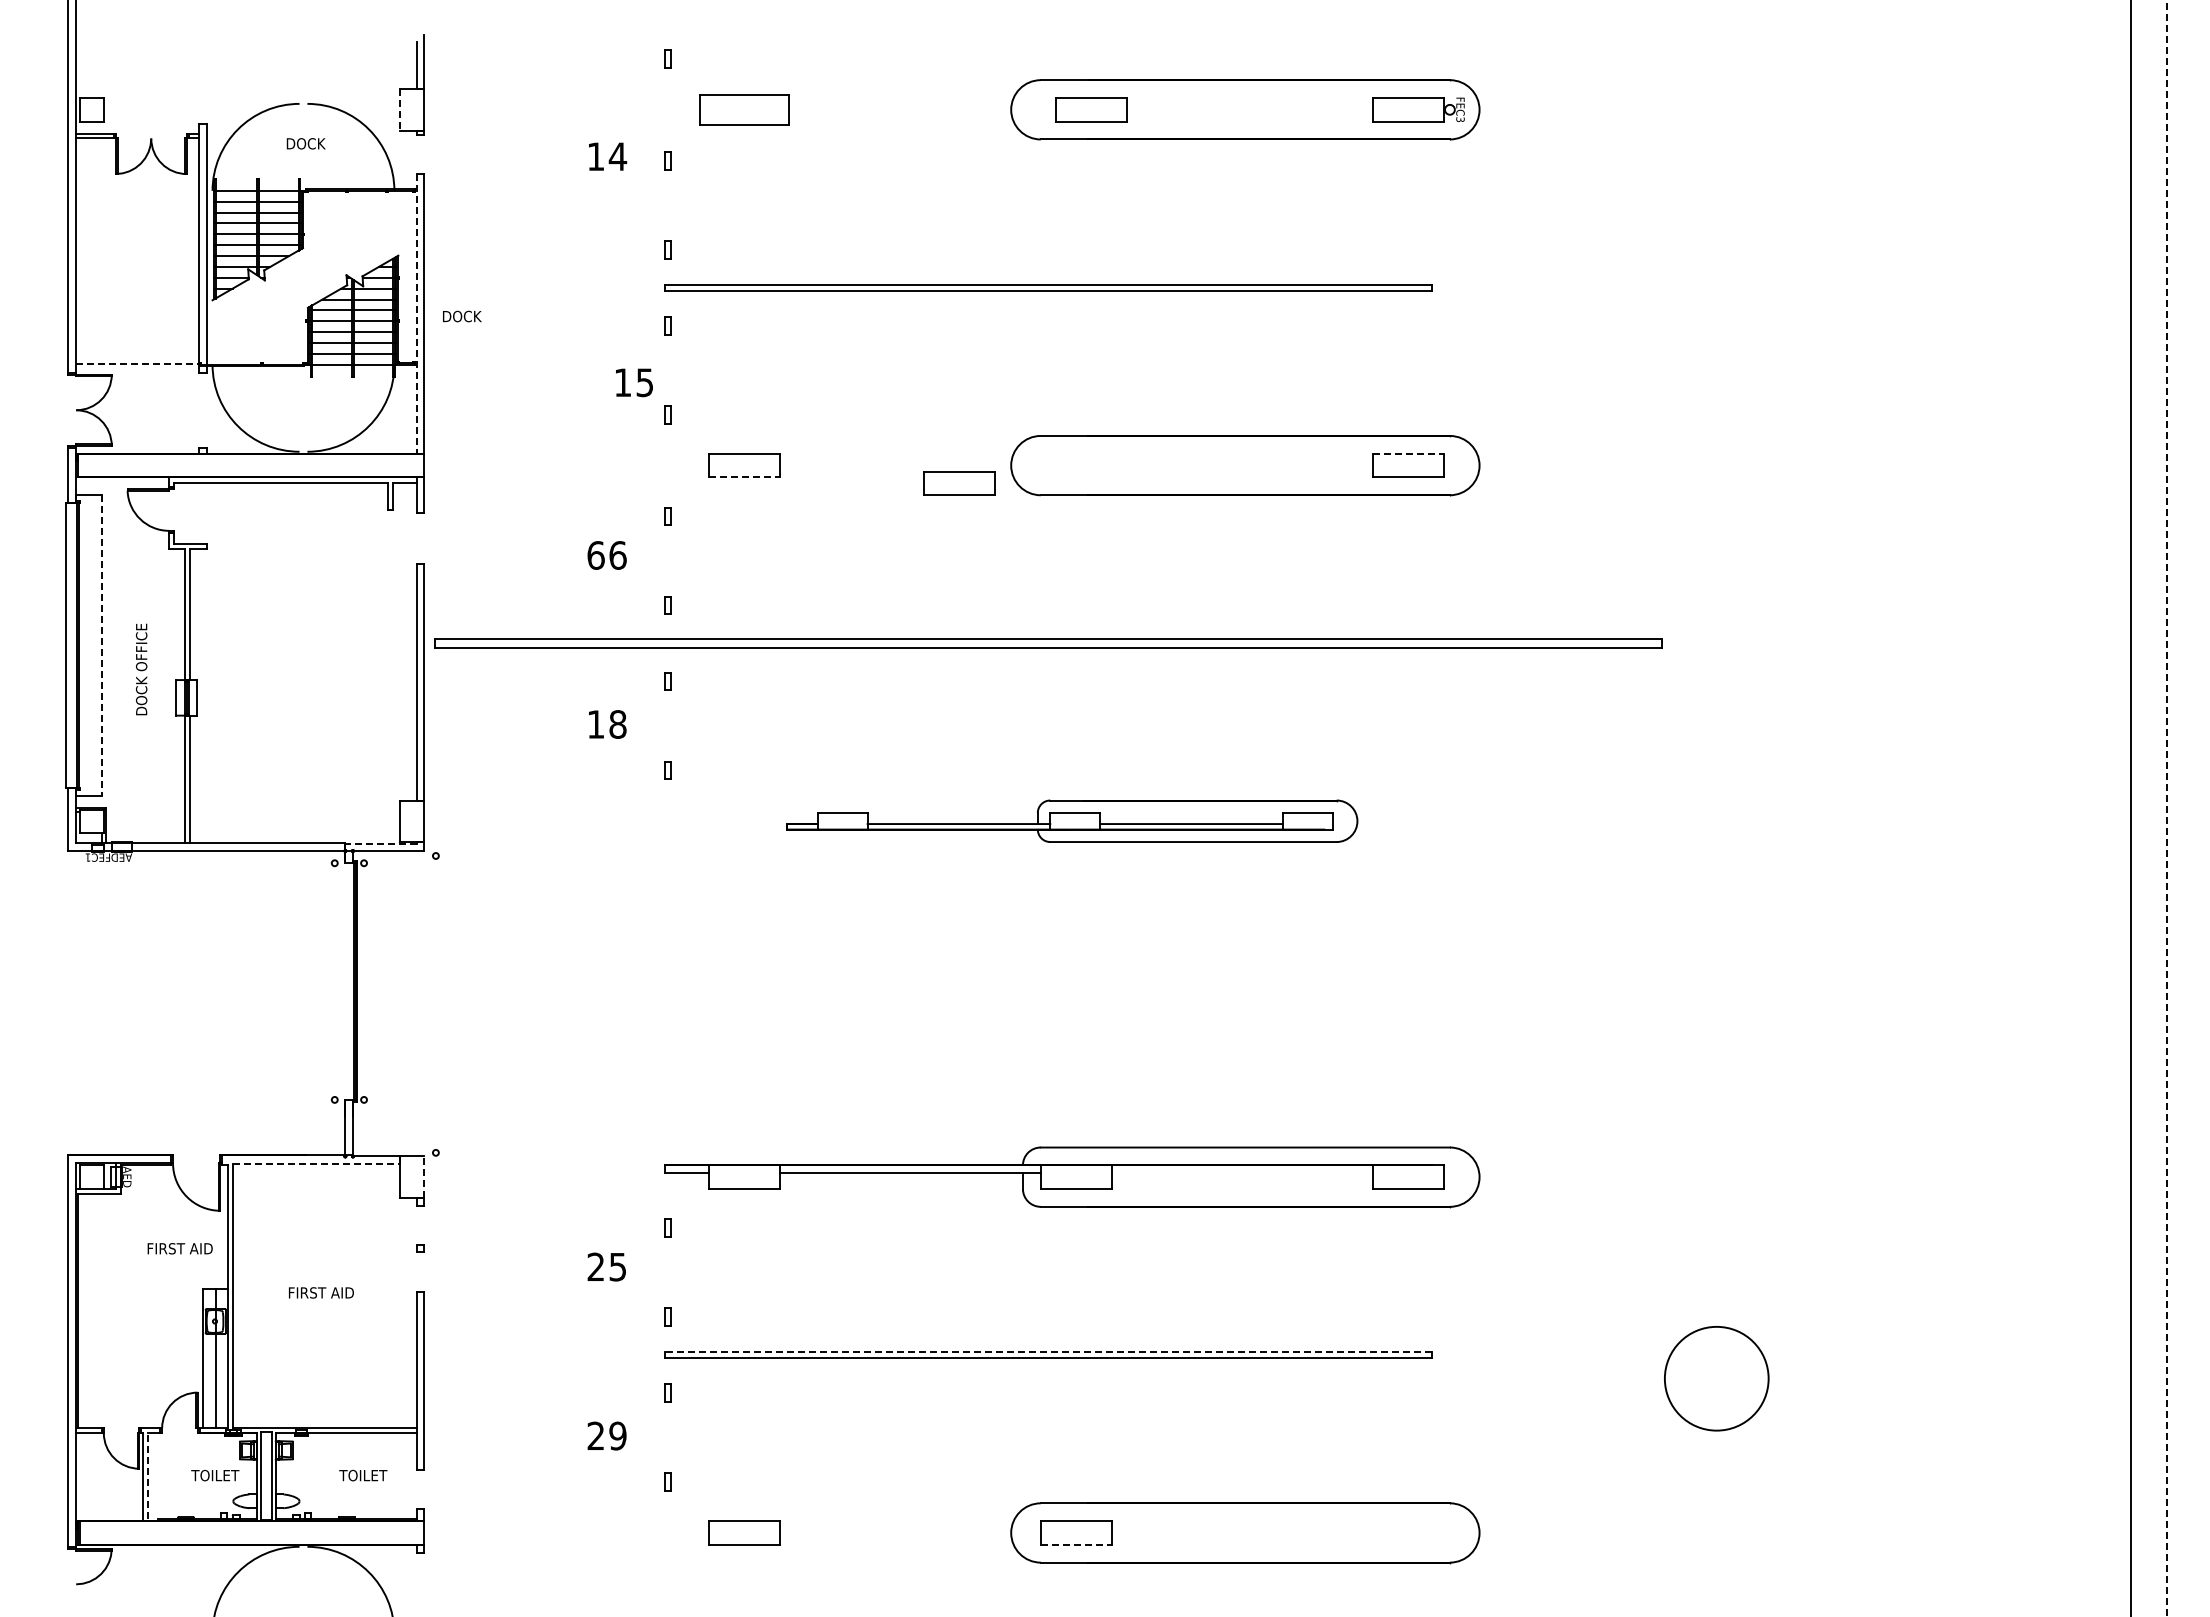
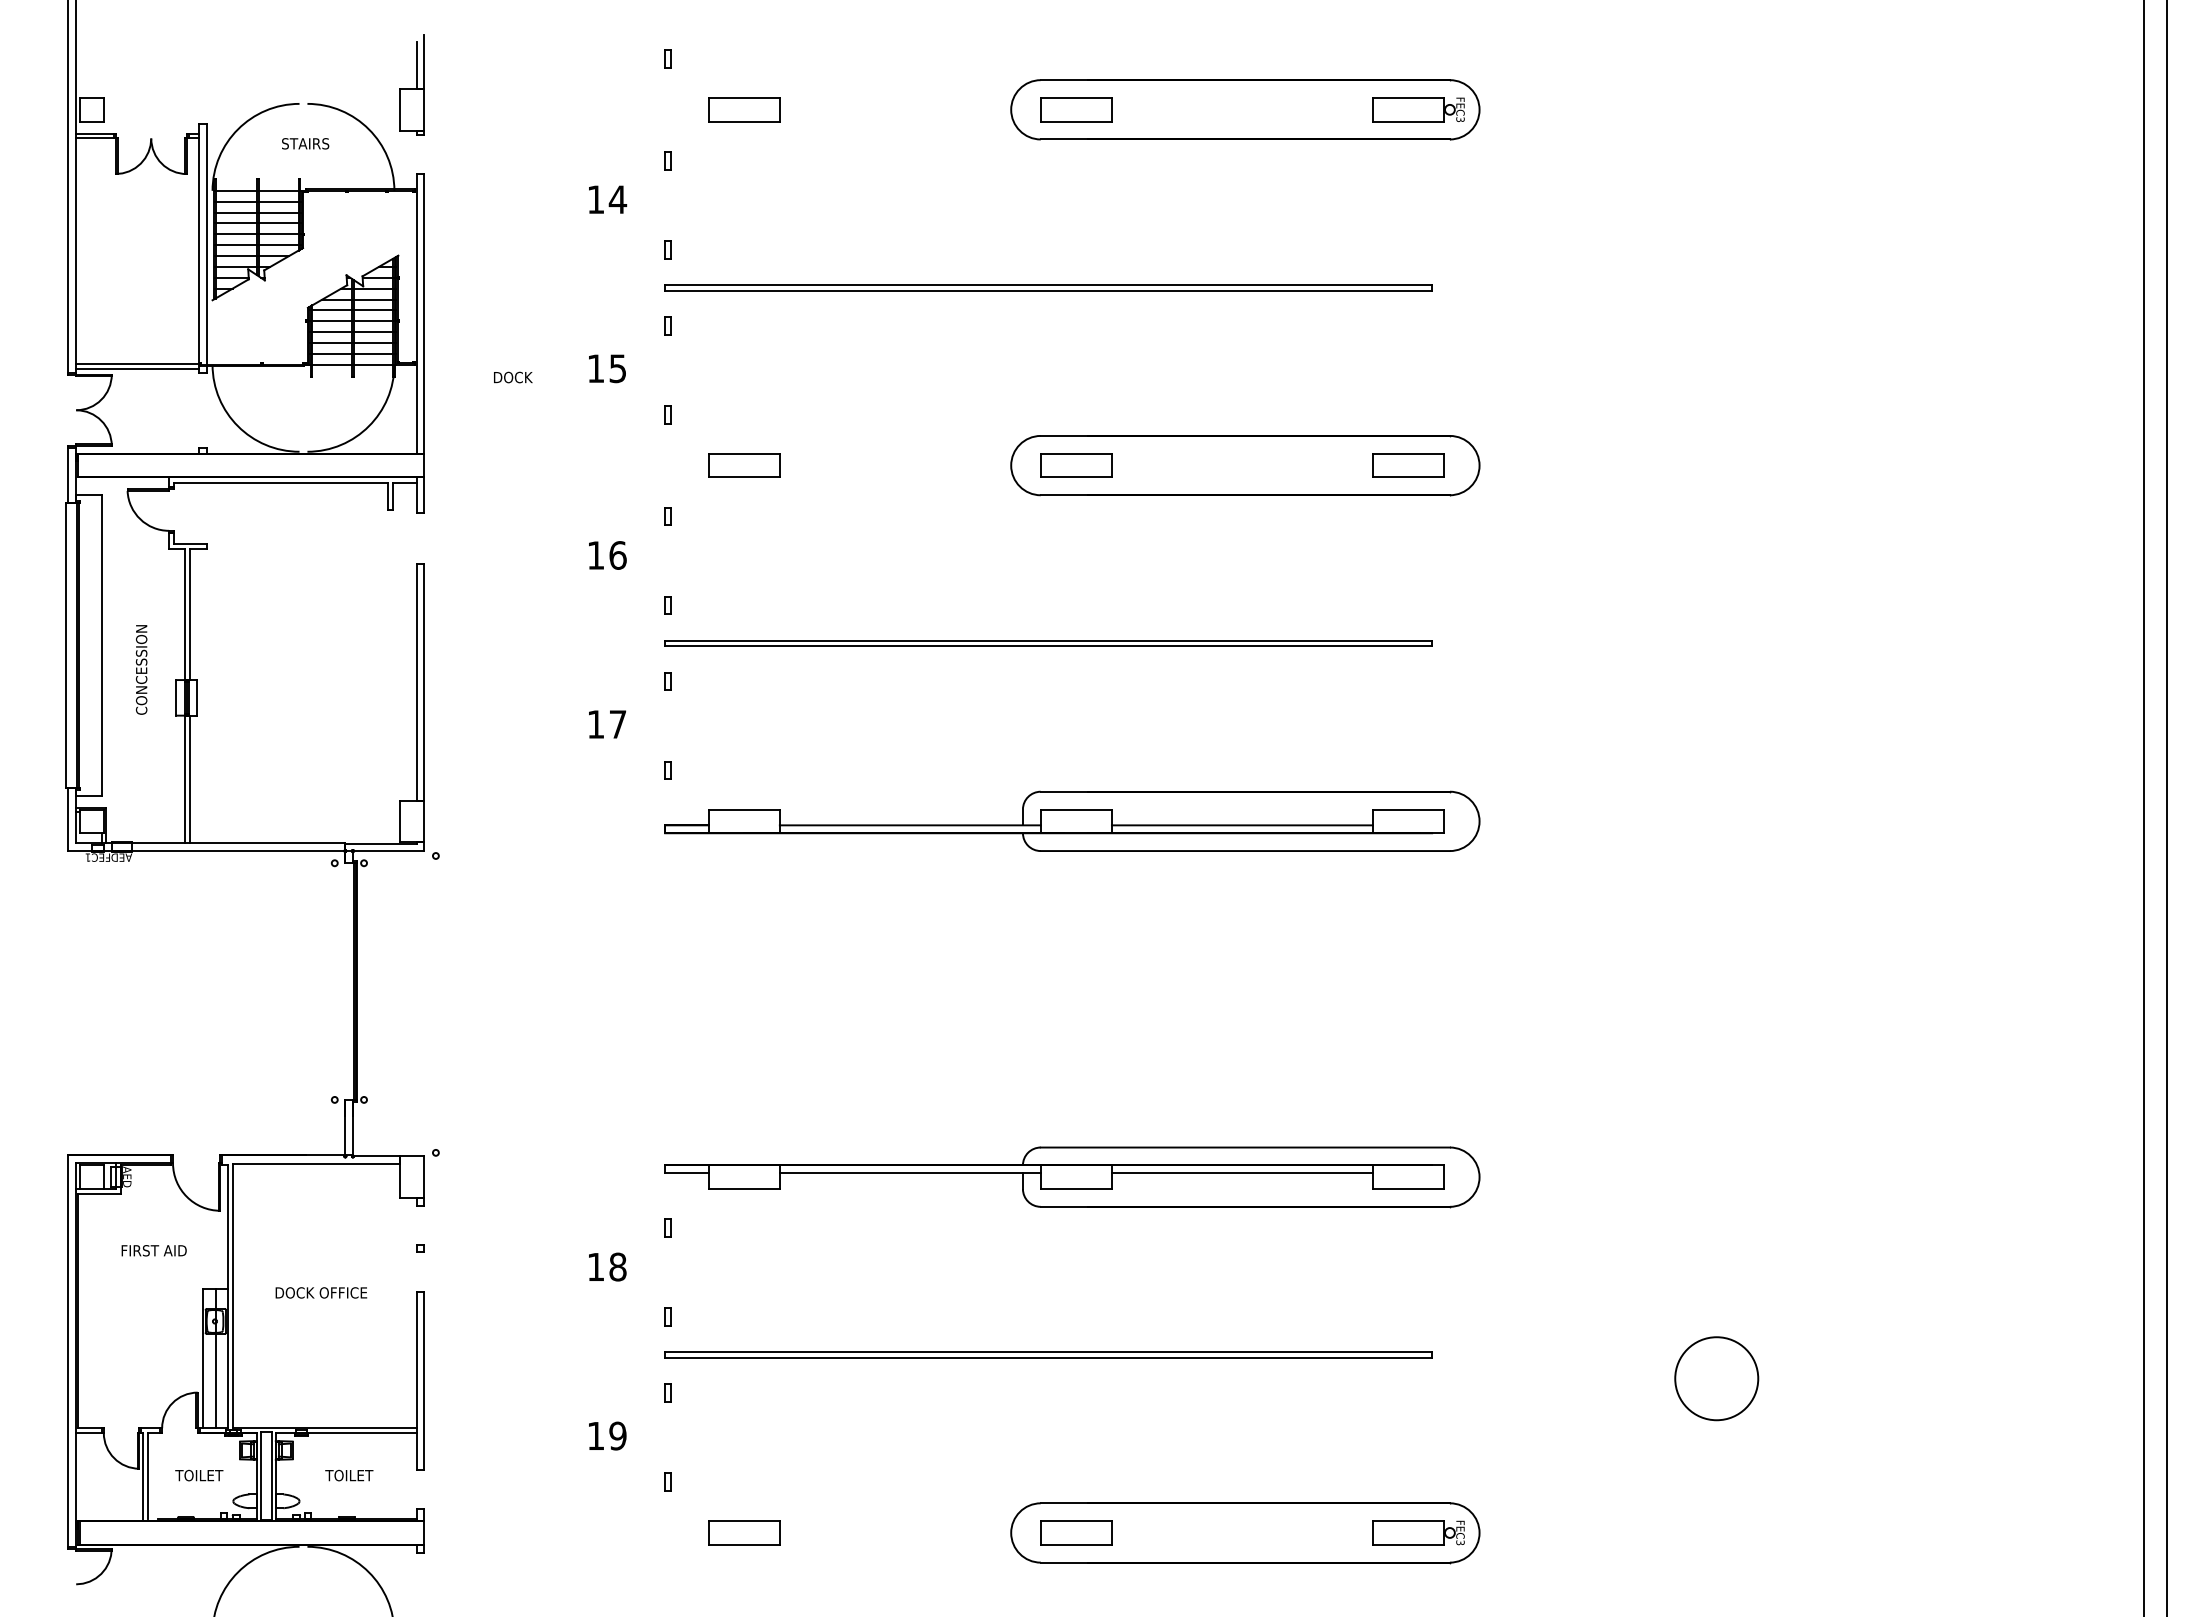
line: dashed -> solid (400, 109)
part size: 91x32 px -> 73x26 px (744, 109)
part position: (1091, 109) -> (1076, 109) (1076, 109)
text: DOCK -> STAIRS (305, 143)
text position: (608, 156) -> (608, 199) (608, 199)
line: dashed -> solid (416, 313)
text position: (462, 316) -> (513, 377) (513, 377)
line: dashed -> solid (137, 363)
line: none -> present (137, 368)
text position: (634, 382) -> (607, 368) (607, 368)
line: dashed -> solid (1408, 453)
line: dashed -> solid (744, 477)
part position: (959, 483) -> (1076, 465) (1076, 465)
text: 66 -> 16 (595, 555)
part size: 1229x11 px -> 769x7 px (1048, 643)
line: dashed -> solid (101, 645)
text: DOCK OFFICE -> CONCESSION (141, 669)
text: 18 -> 17 (617, 724)
line position: (2130, 807) -> (2143, 807) (2143, 807)
line: dashed -> solid (2167, 808)
part size: 573x44 px -> 817x62 px (1072, 820)
line: dashed -> solid (380, 843)
line: dashed -> solid (316, 1163)
line: none -> present (1241, 1173)
line: dashed -> solid (424, 1177)
text position: (179, 1248) -> (153, 1250) (153, 1250)
text: 25 -> 18 (606, 1266)
text: FIRST AID -> DOCK OFFICE (321, 1292)
line: dashed -> solid (1048, 1352)
circle diameter: 104 px -> 83 px (1716, 1378)
text: 29 -> 19 (595, 1435)
text position: (215, 1475) -> (199, 1475) (199, 1475)
text position: (363, 1475) -> (349, 1475) (349, 1475)
line: dashed -> solid (148, 1476)
part: none -> present (1418, 1532)
line: dashed -> solid (1076, 1544)
